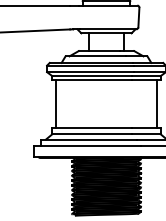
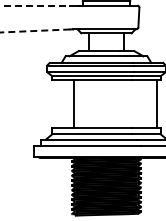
line: solid -> dashed (35, 5)
line: solid -> dashed (35, 30)
line position: (55, 103) -> (73, 103) (73, 103)
